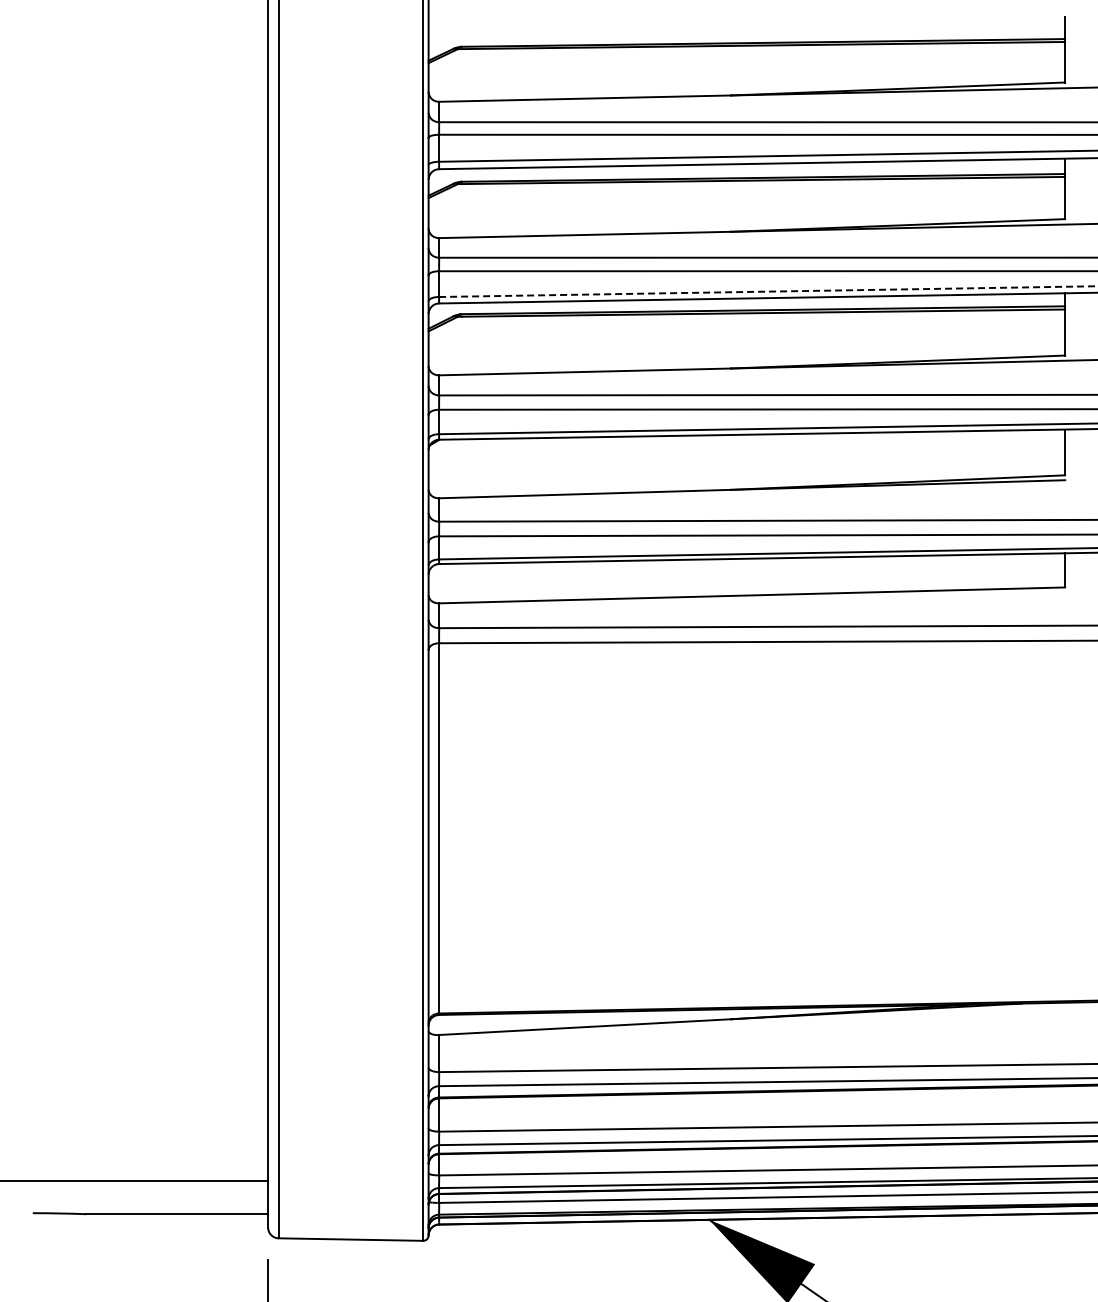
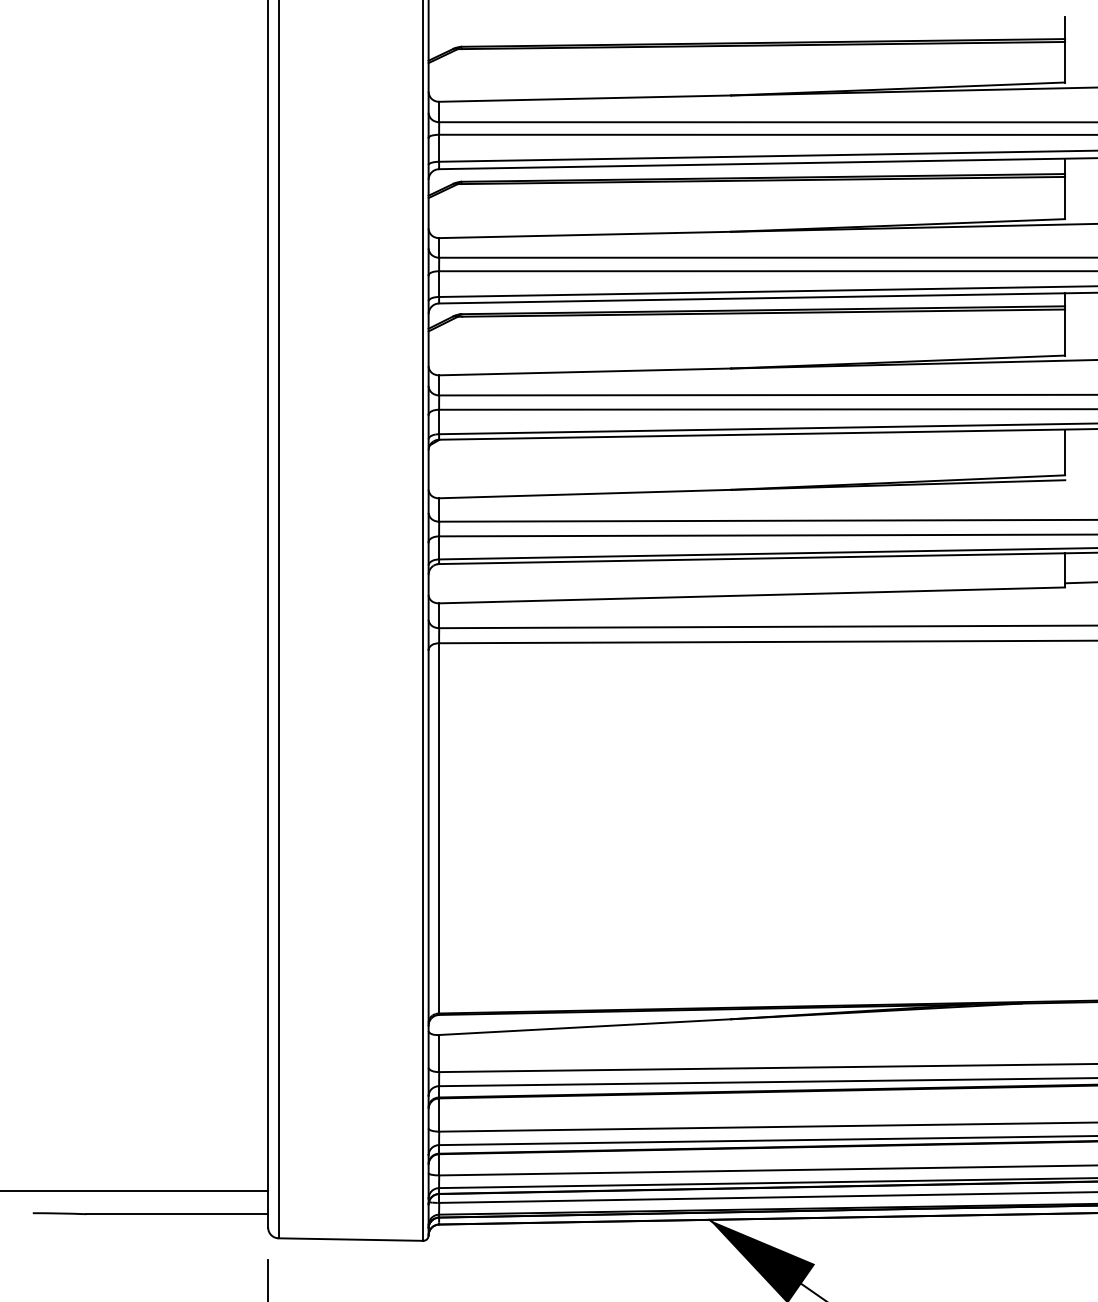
line: dashed -> solid (768, 291)
line: none -> present (1079, 582)
line position: (135, 1181) -> (135, 1191) (135, 1191)
